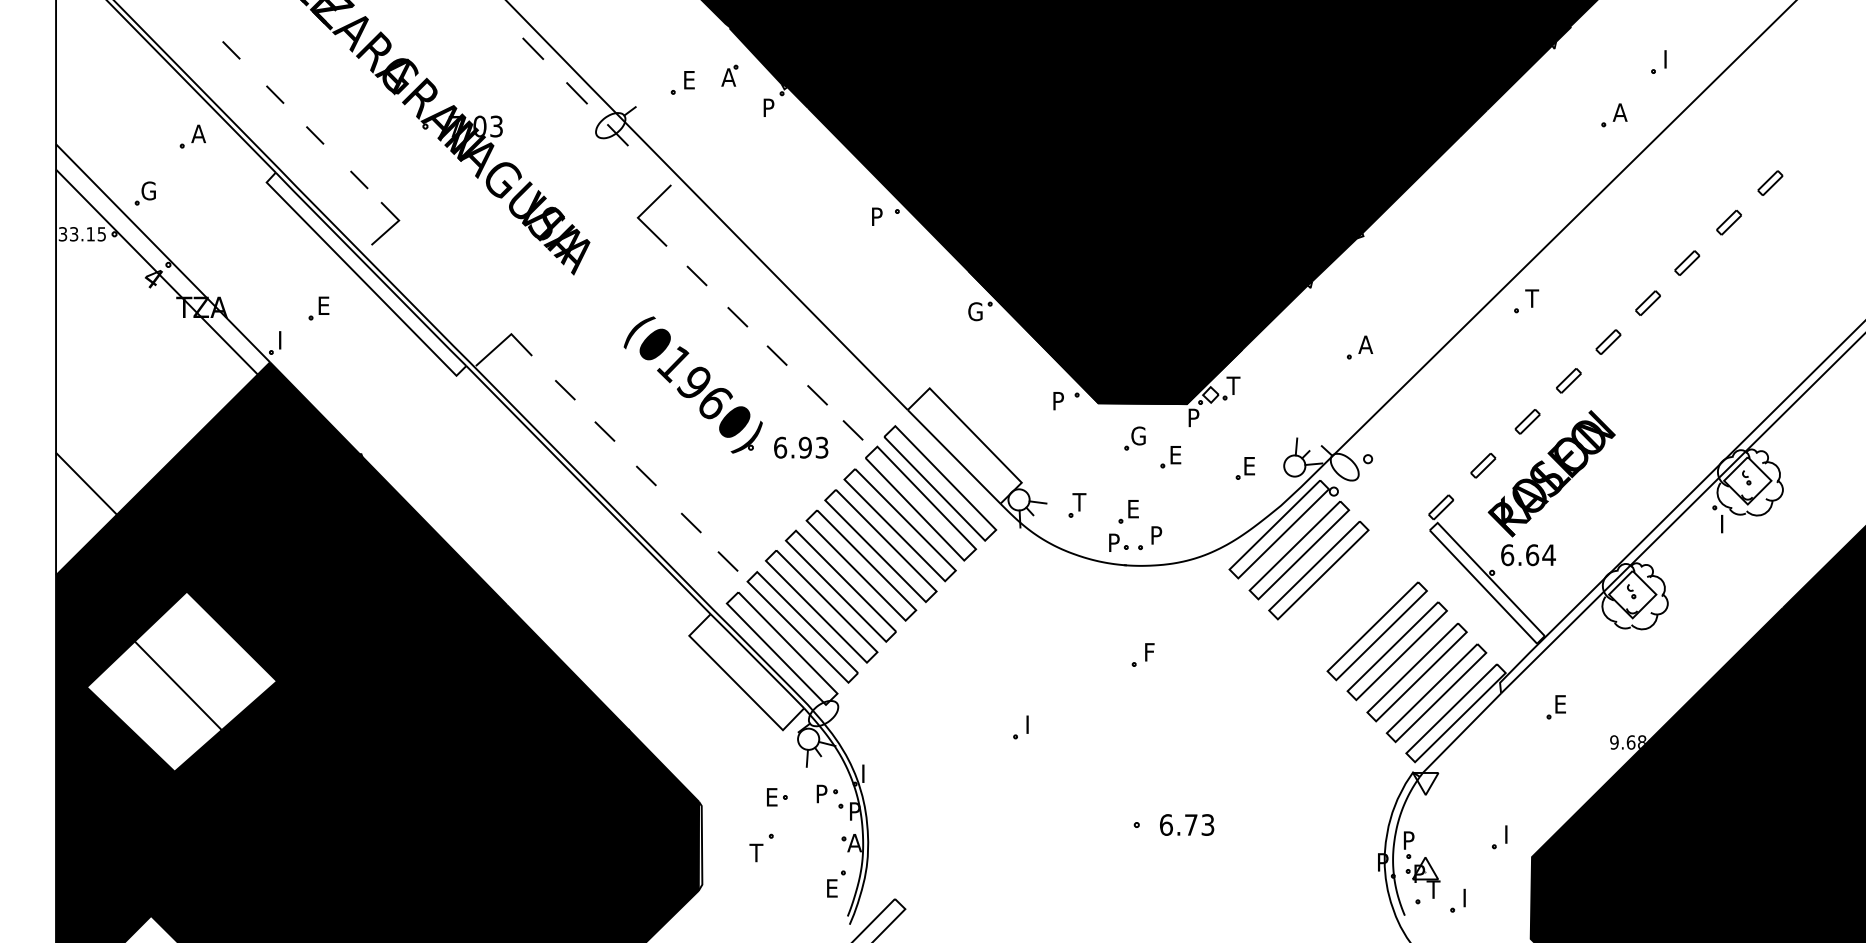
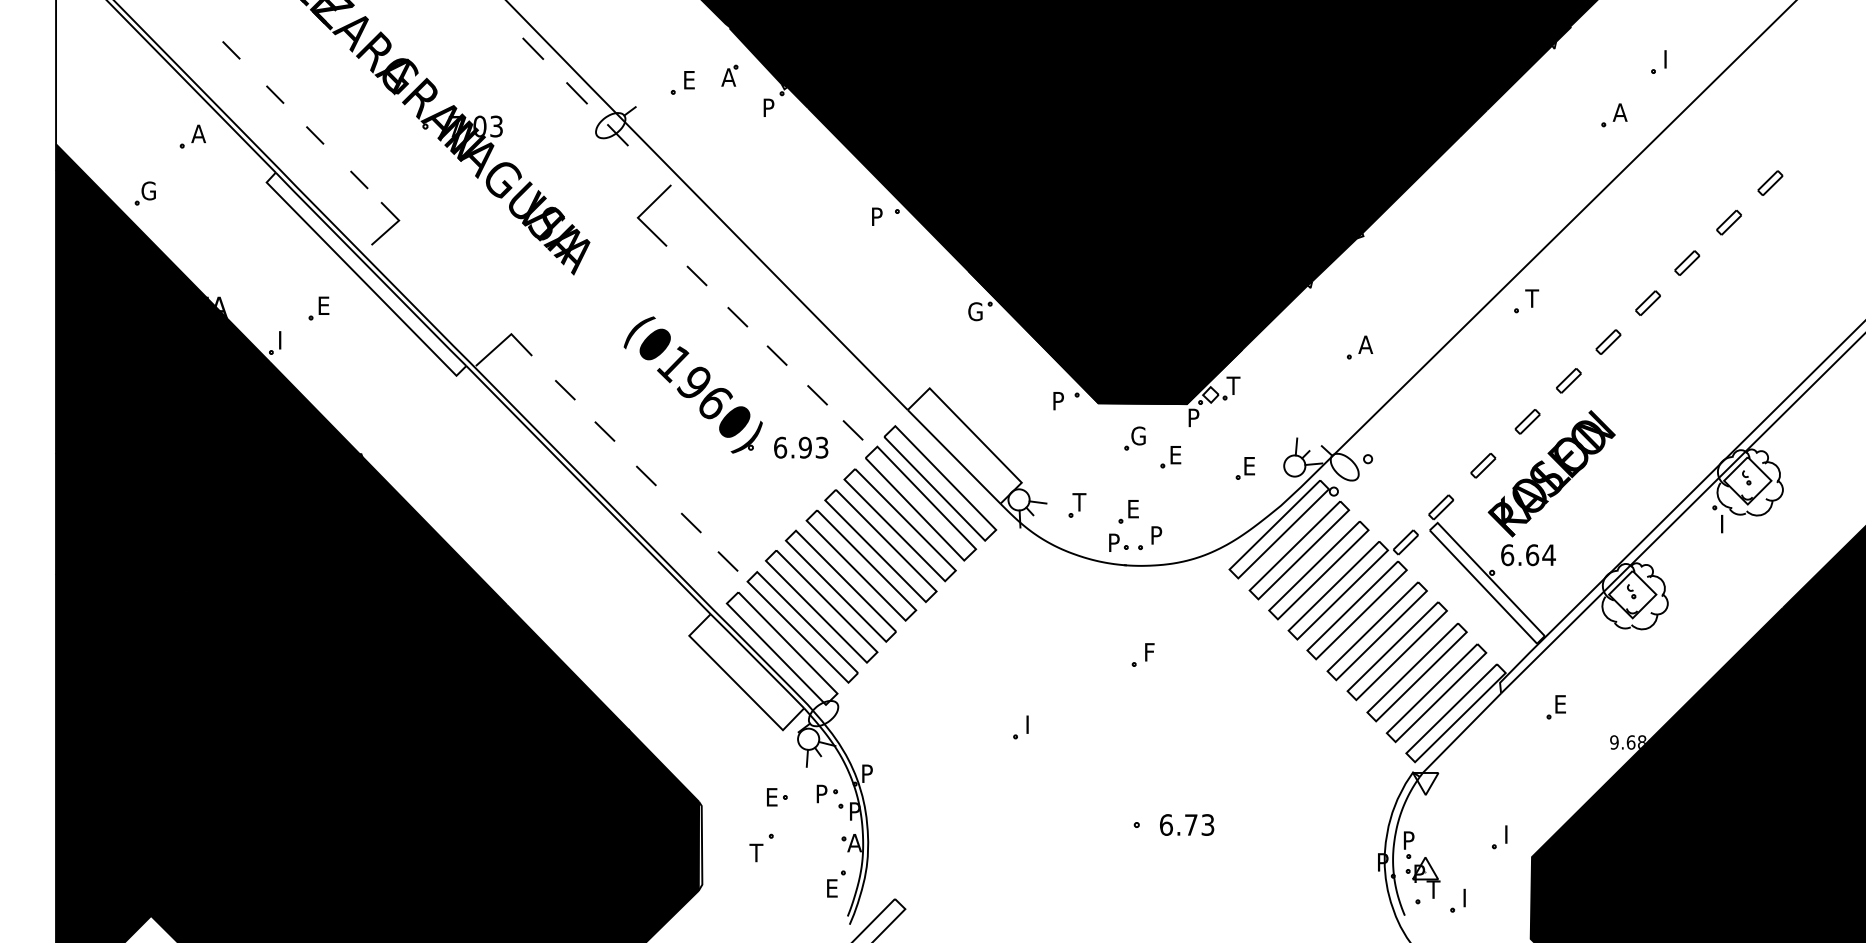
fill: none -> present (163, 359)
part: none -> present (1352, 594)
fill: none -> present (181, 681)
text: I -> P (868, 769)
